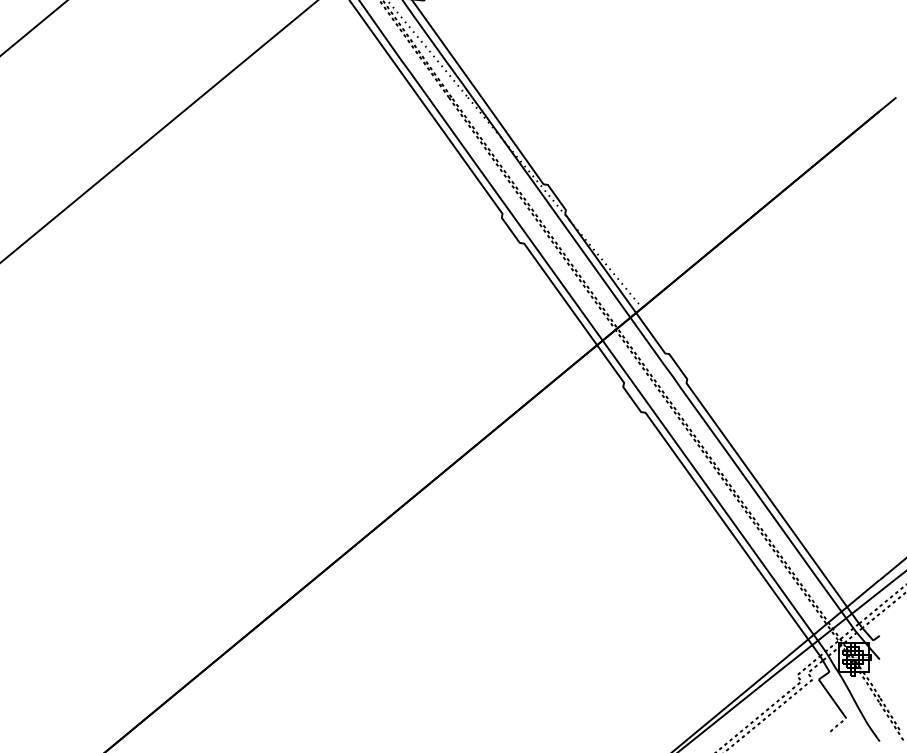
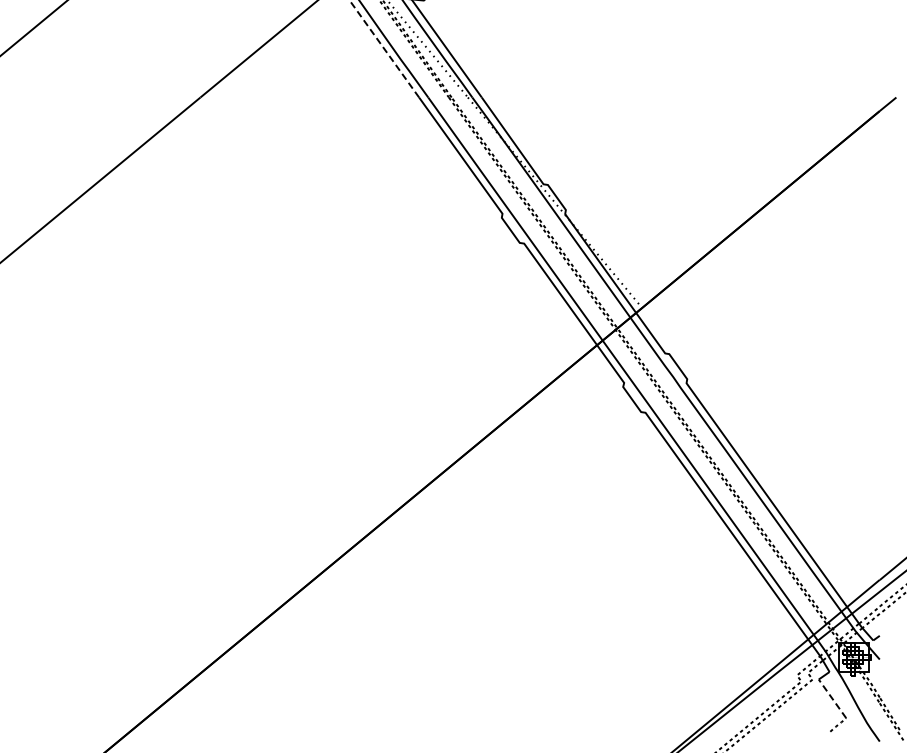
line: solid -> dashed (384, 48)
line: solid -> dashed (832, 698)
